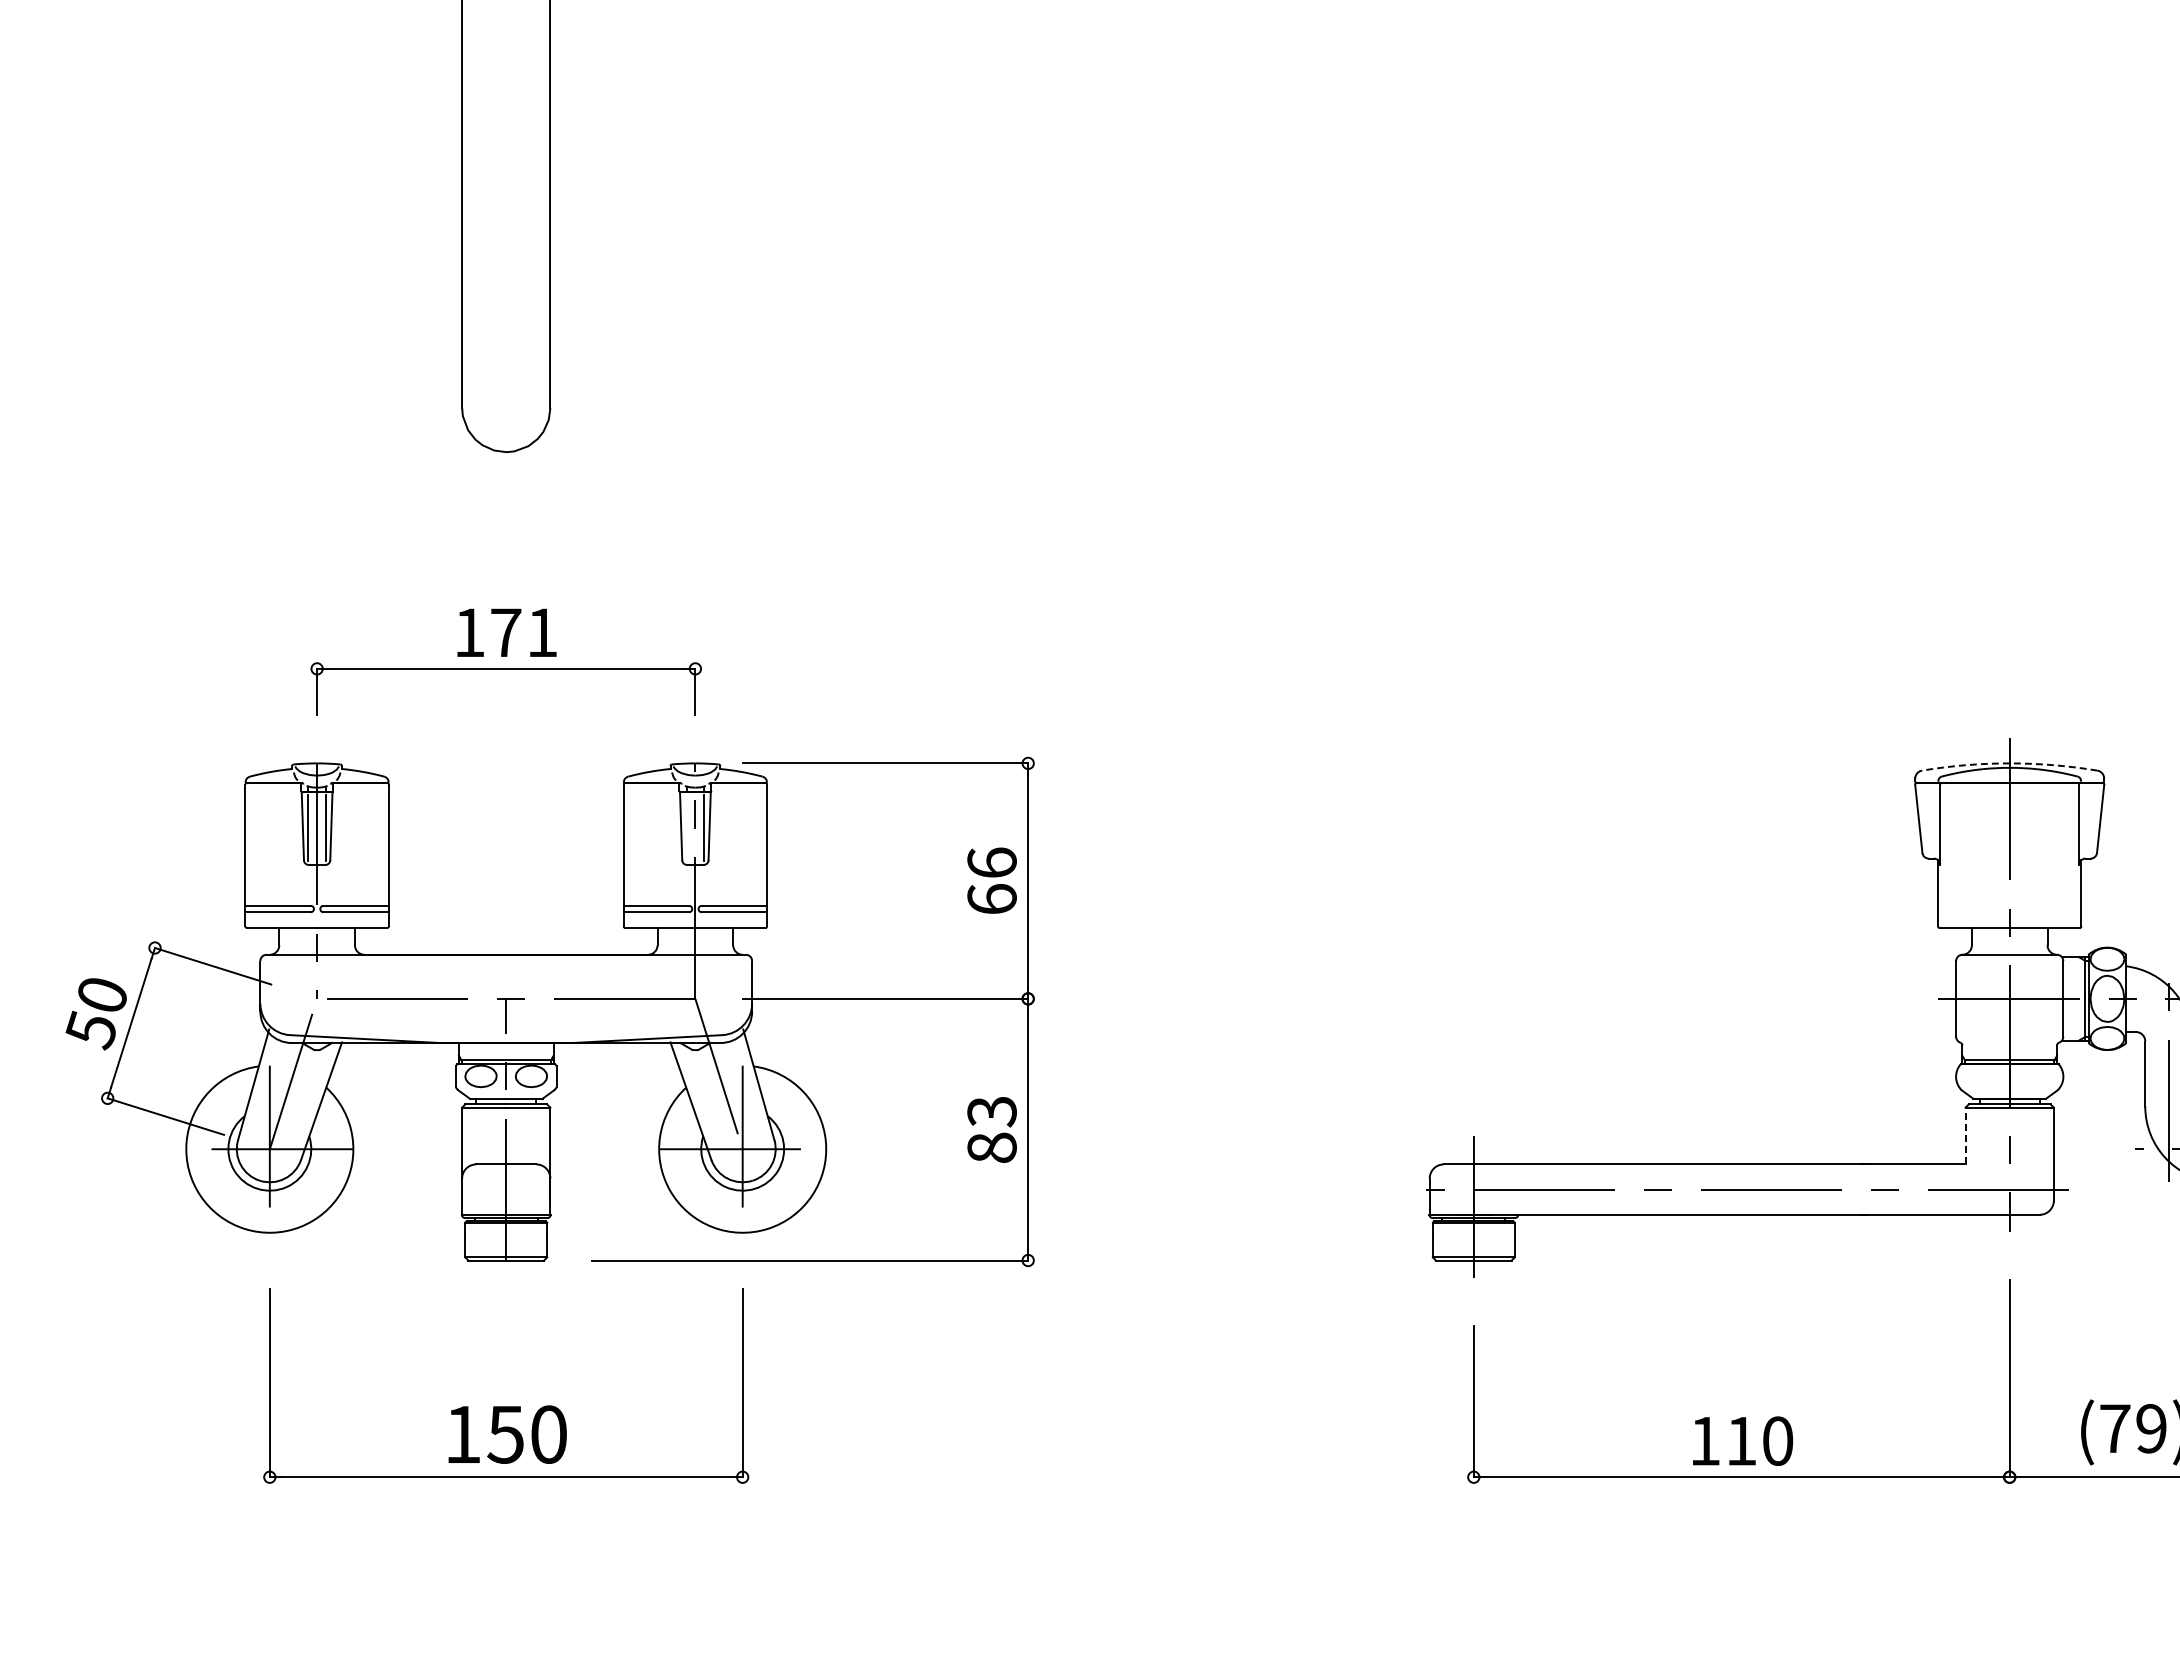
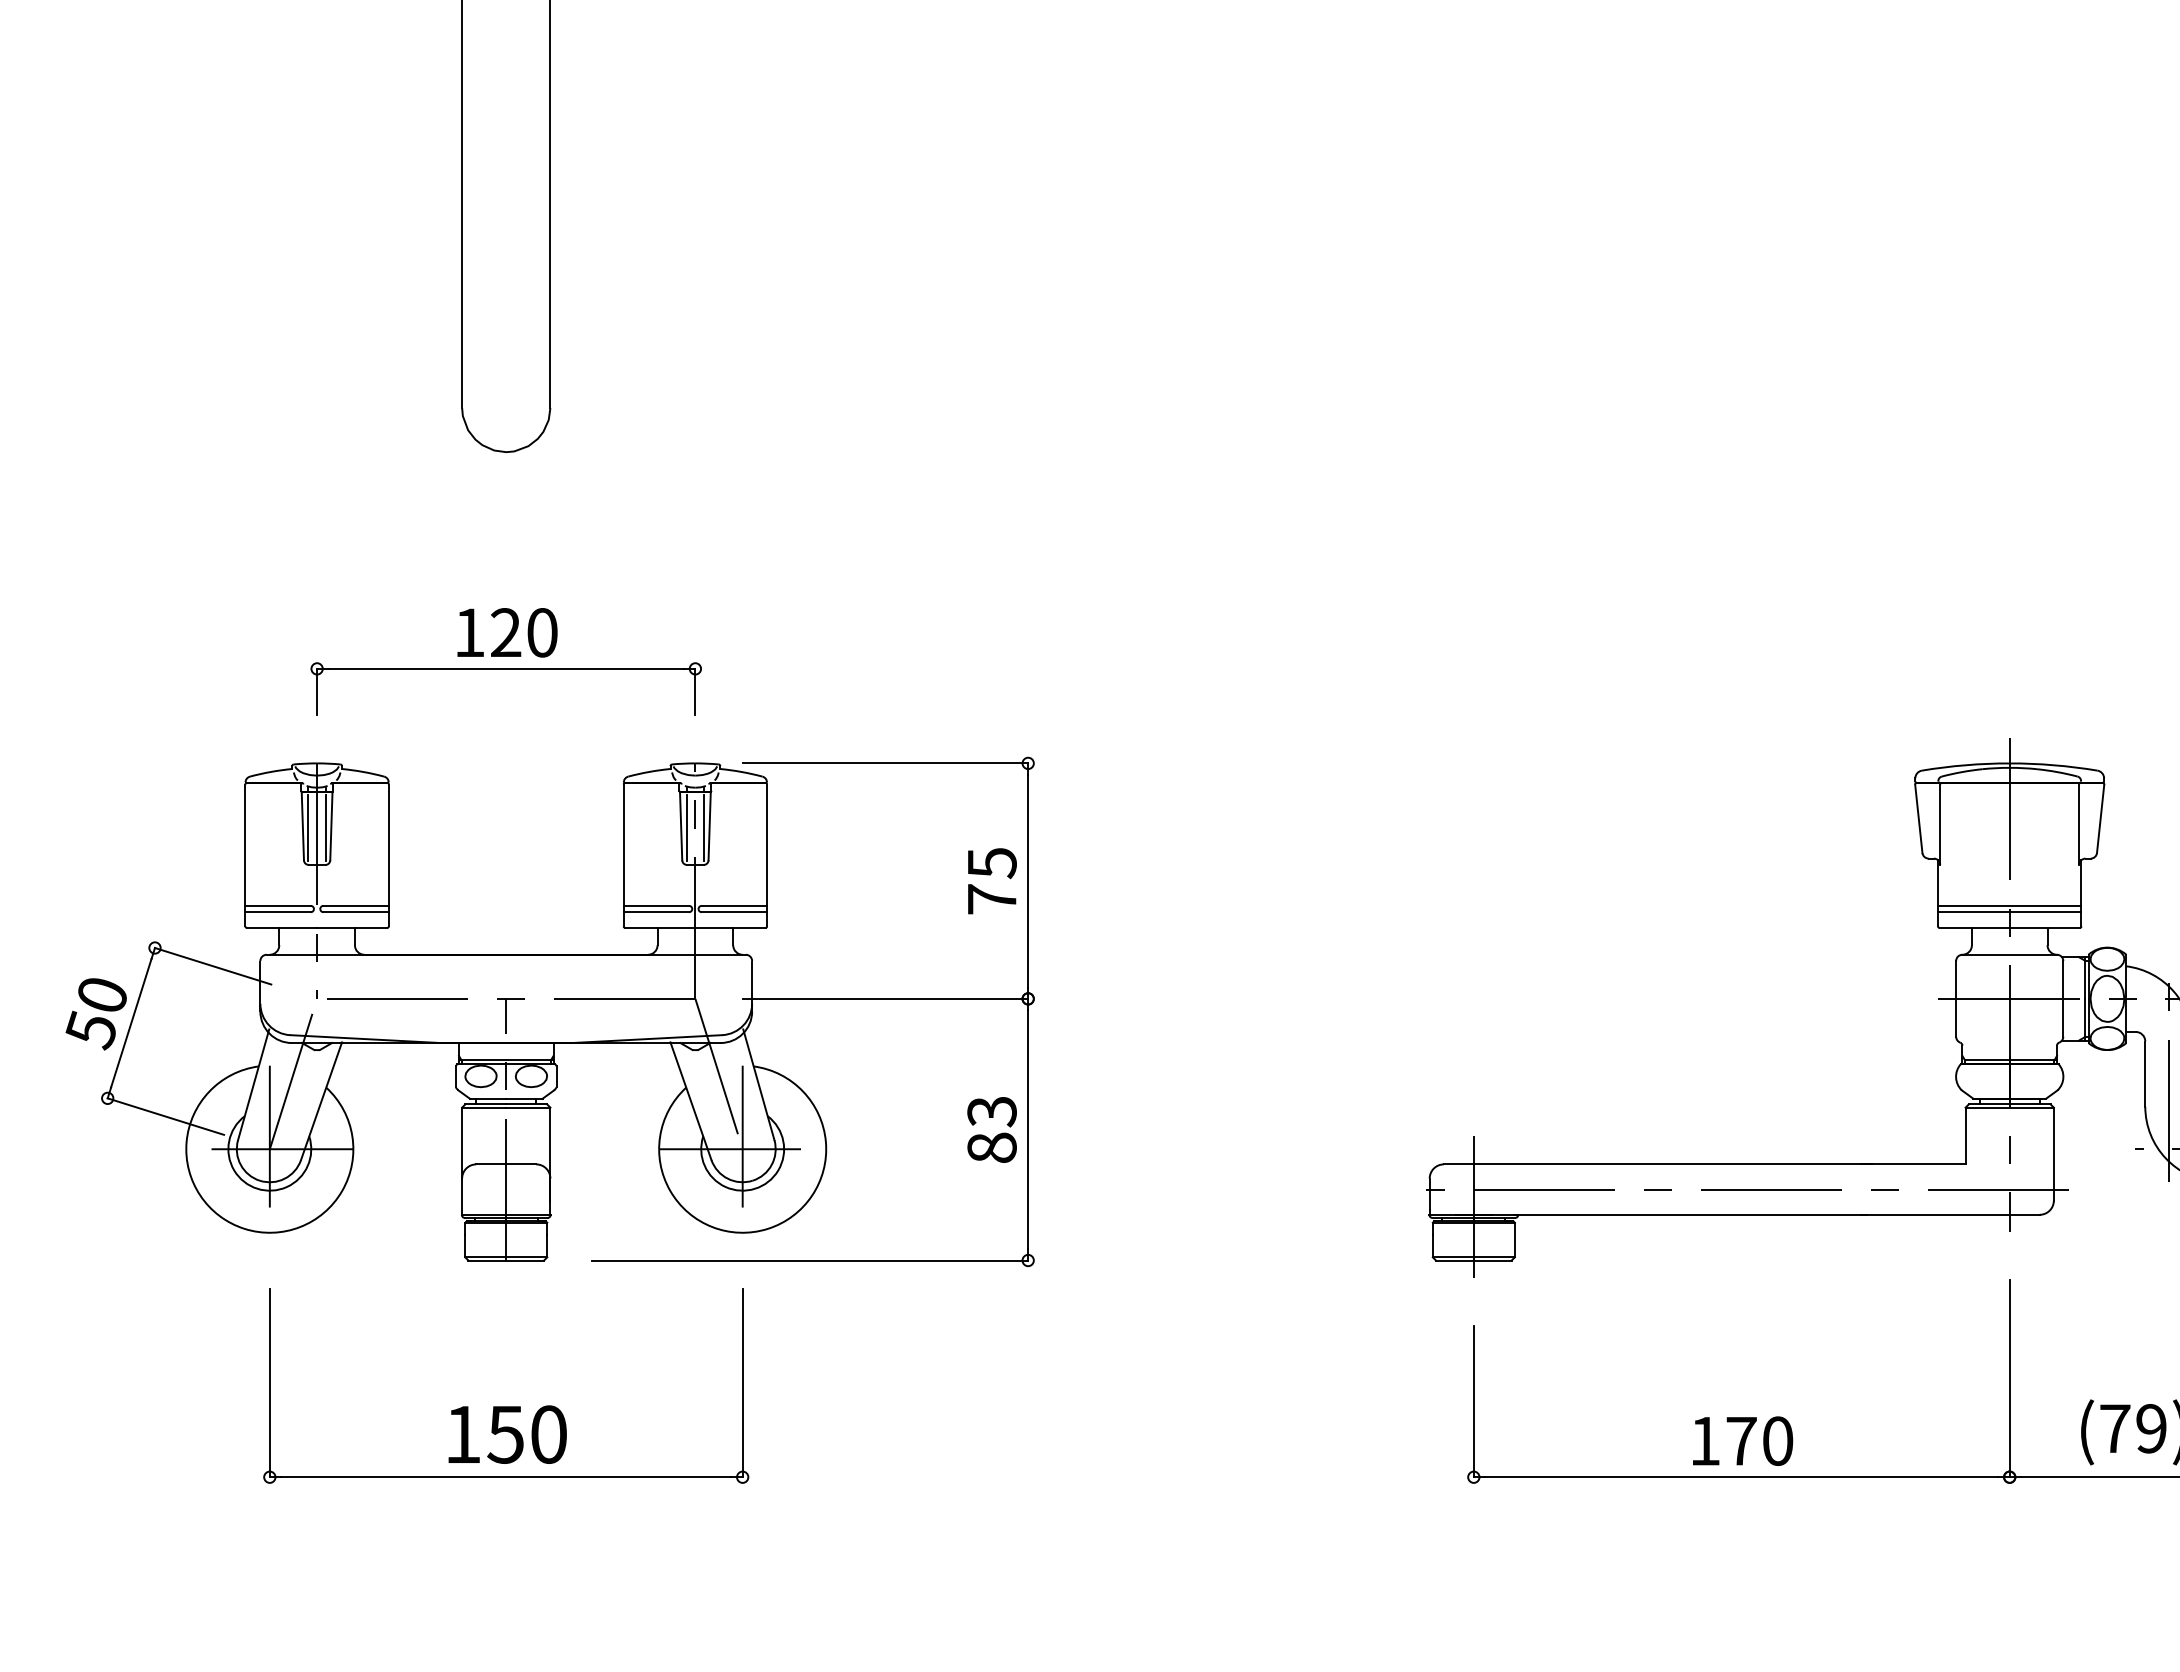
text: 171 -> 120 (524, 632)
arc: dashed -> solid (2009, 763)
line: none -> present (686, 828)
text: 66 -> 75 (991, 880)
line: none -> present (2009, 905)
line: none -> present (2009, 912)
line: dashed -> solid (1965, 1135)
text: 110 -> 170 (1741, 1441)
